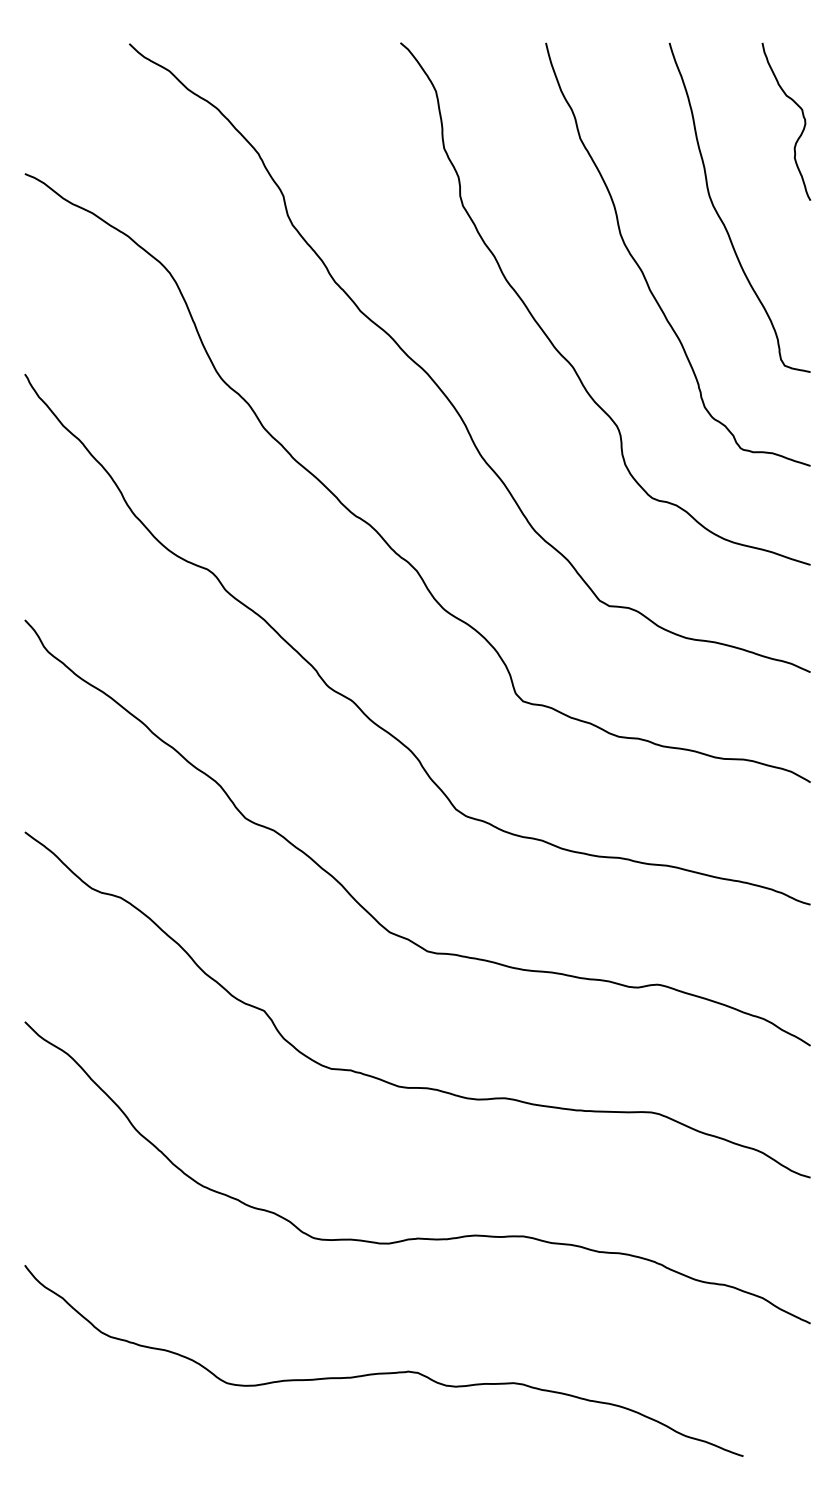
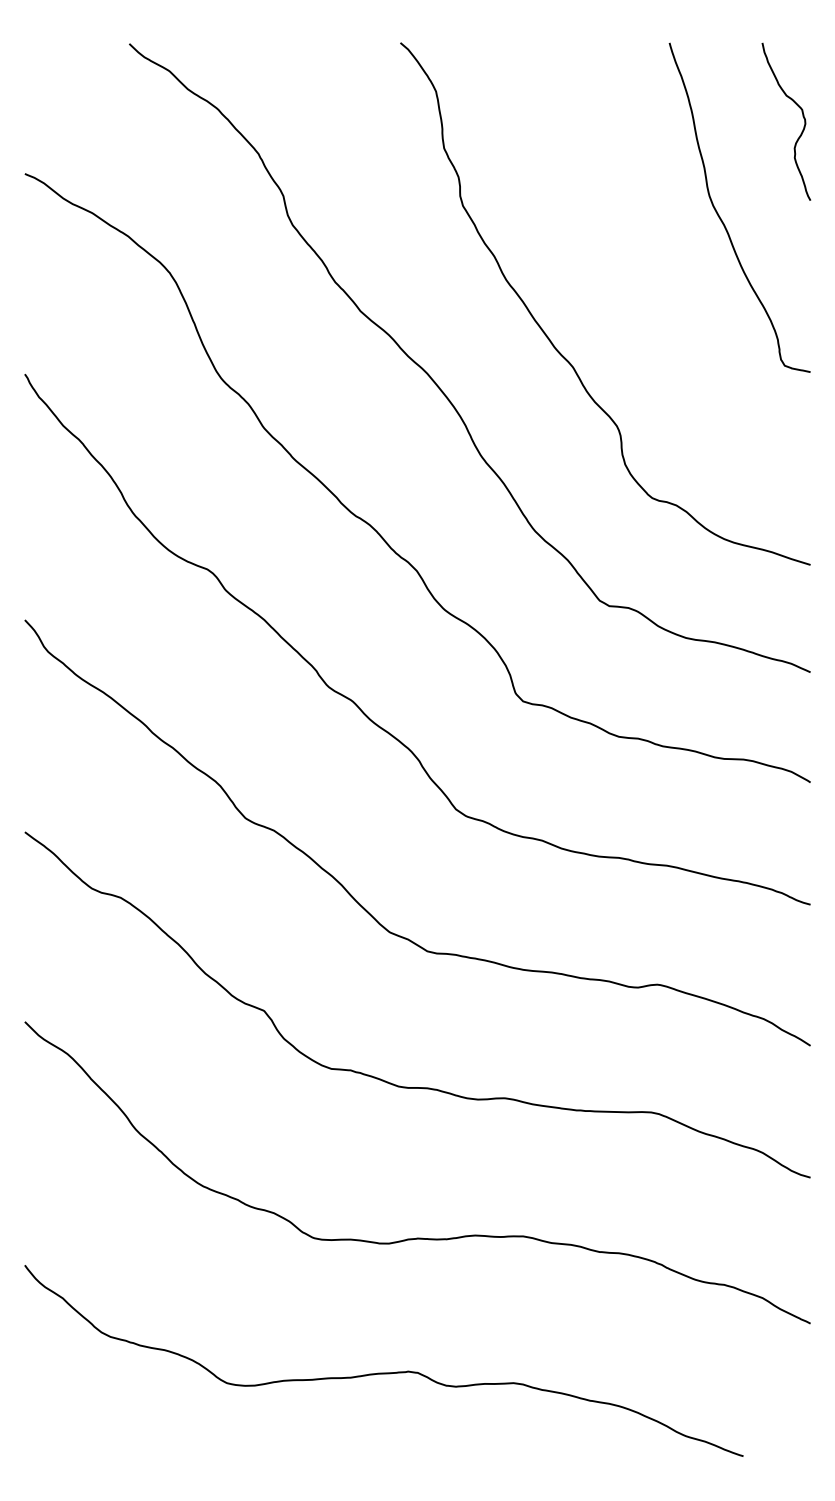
curve: present -> none (643, 272)
